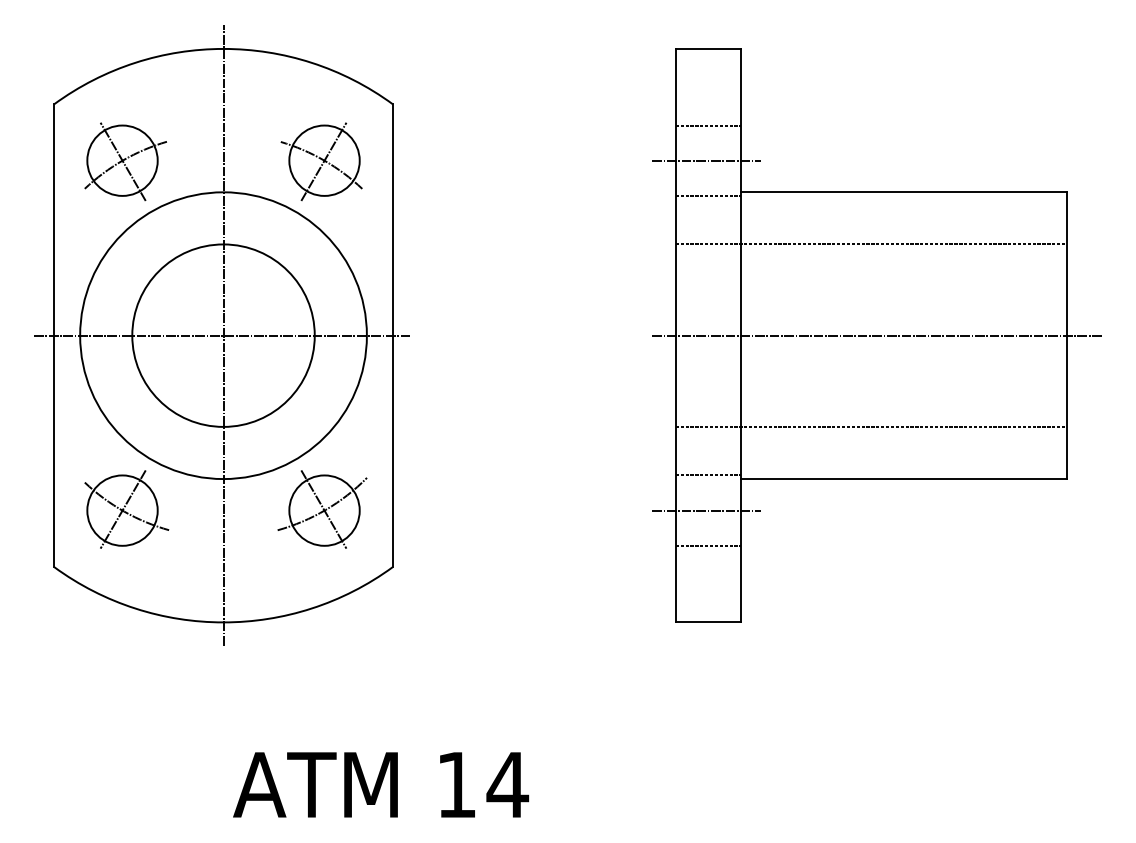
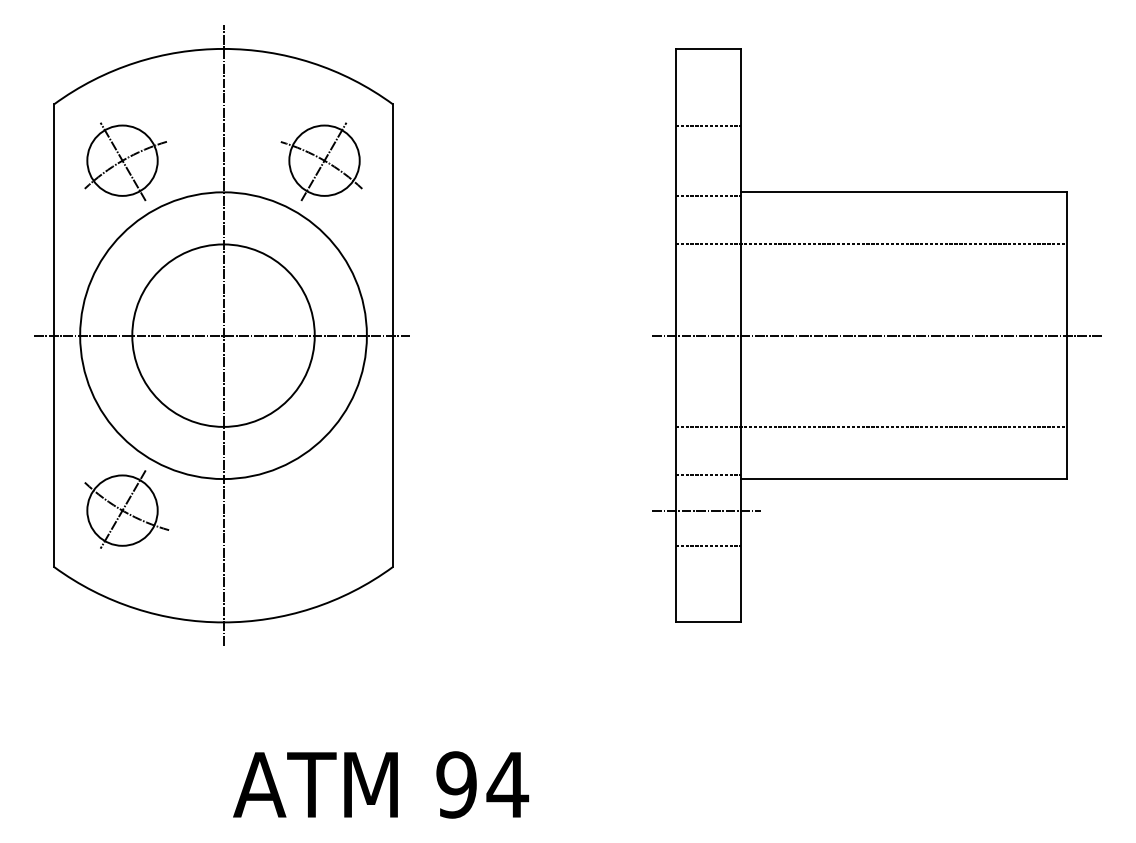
line: present -> none (706, 160)
part: present -> none (322, 509)
text: 14 -> 94 (456, 784)
